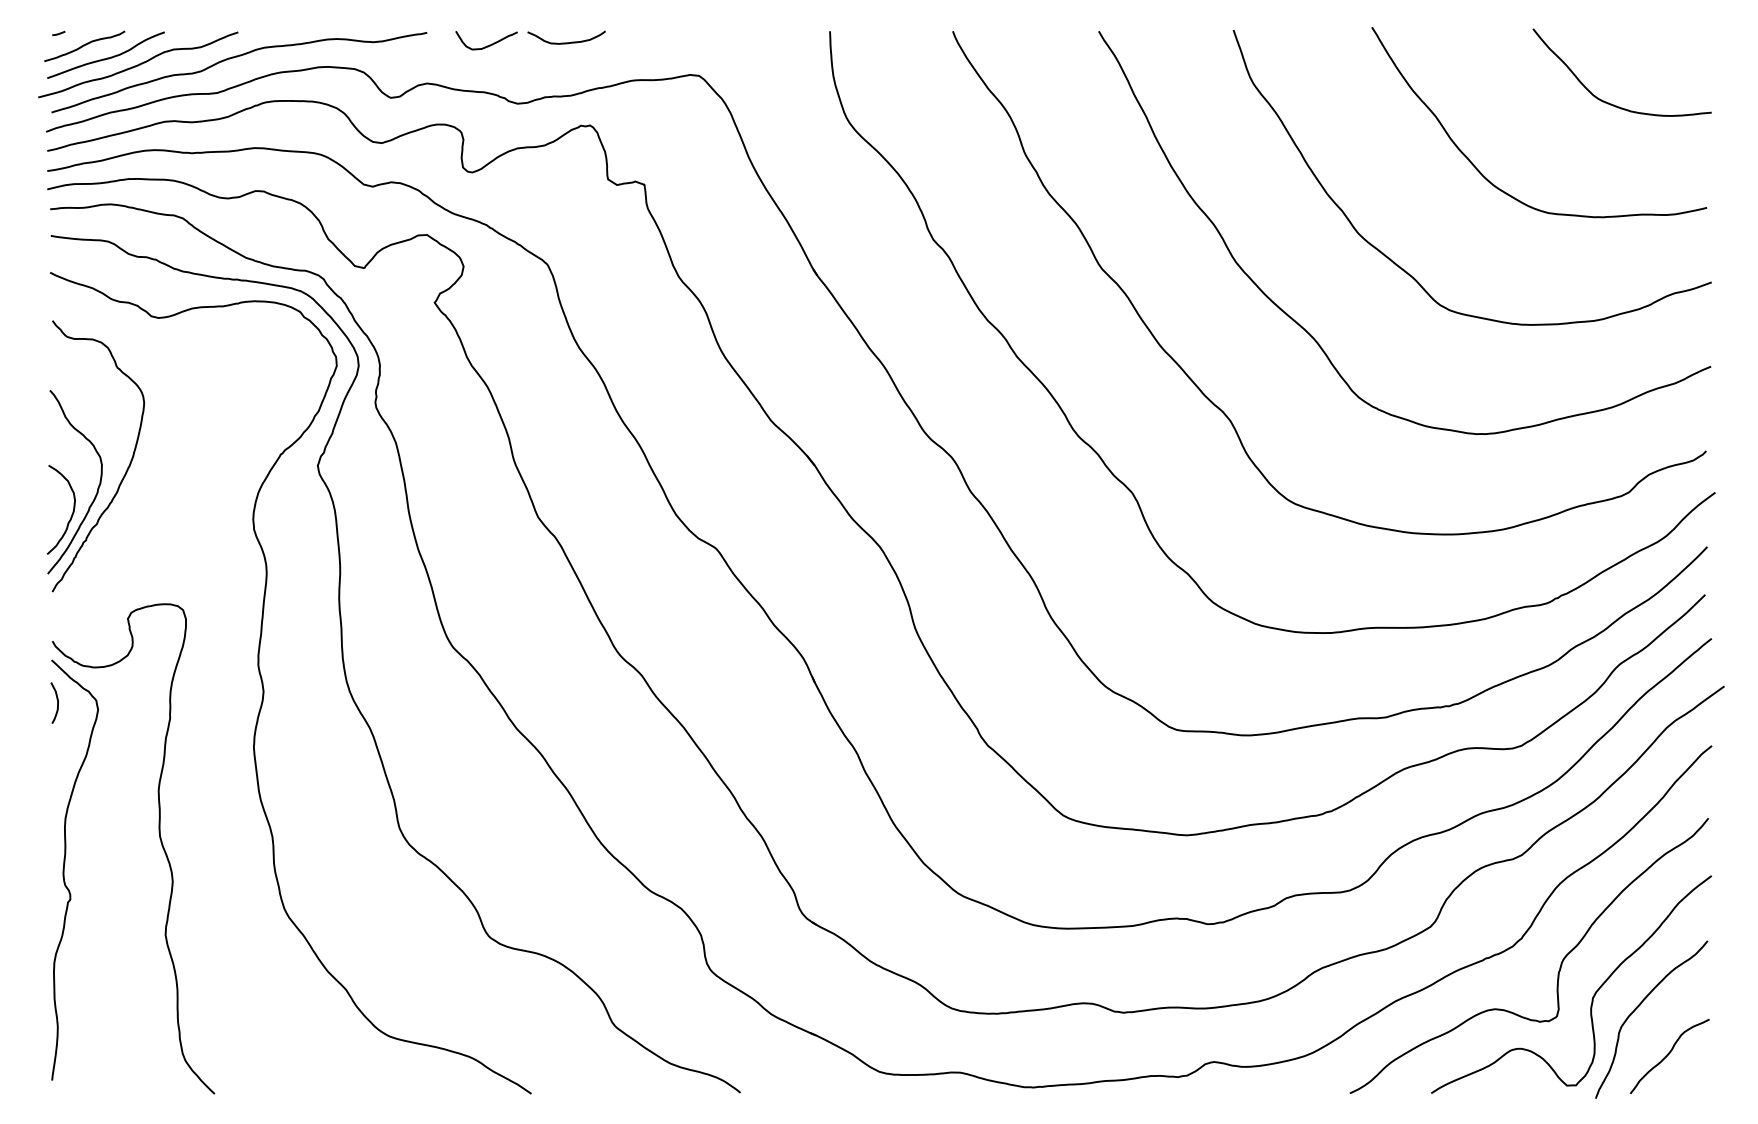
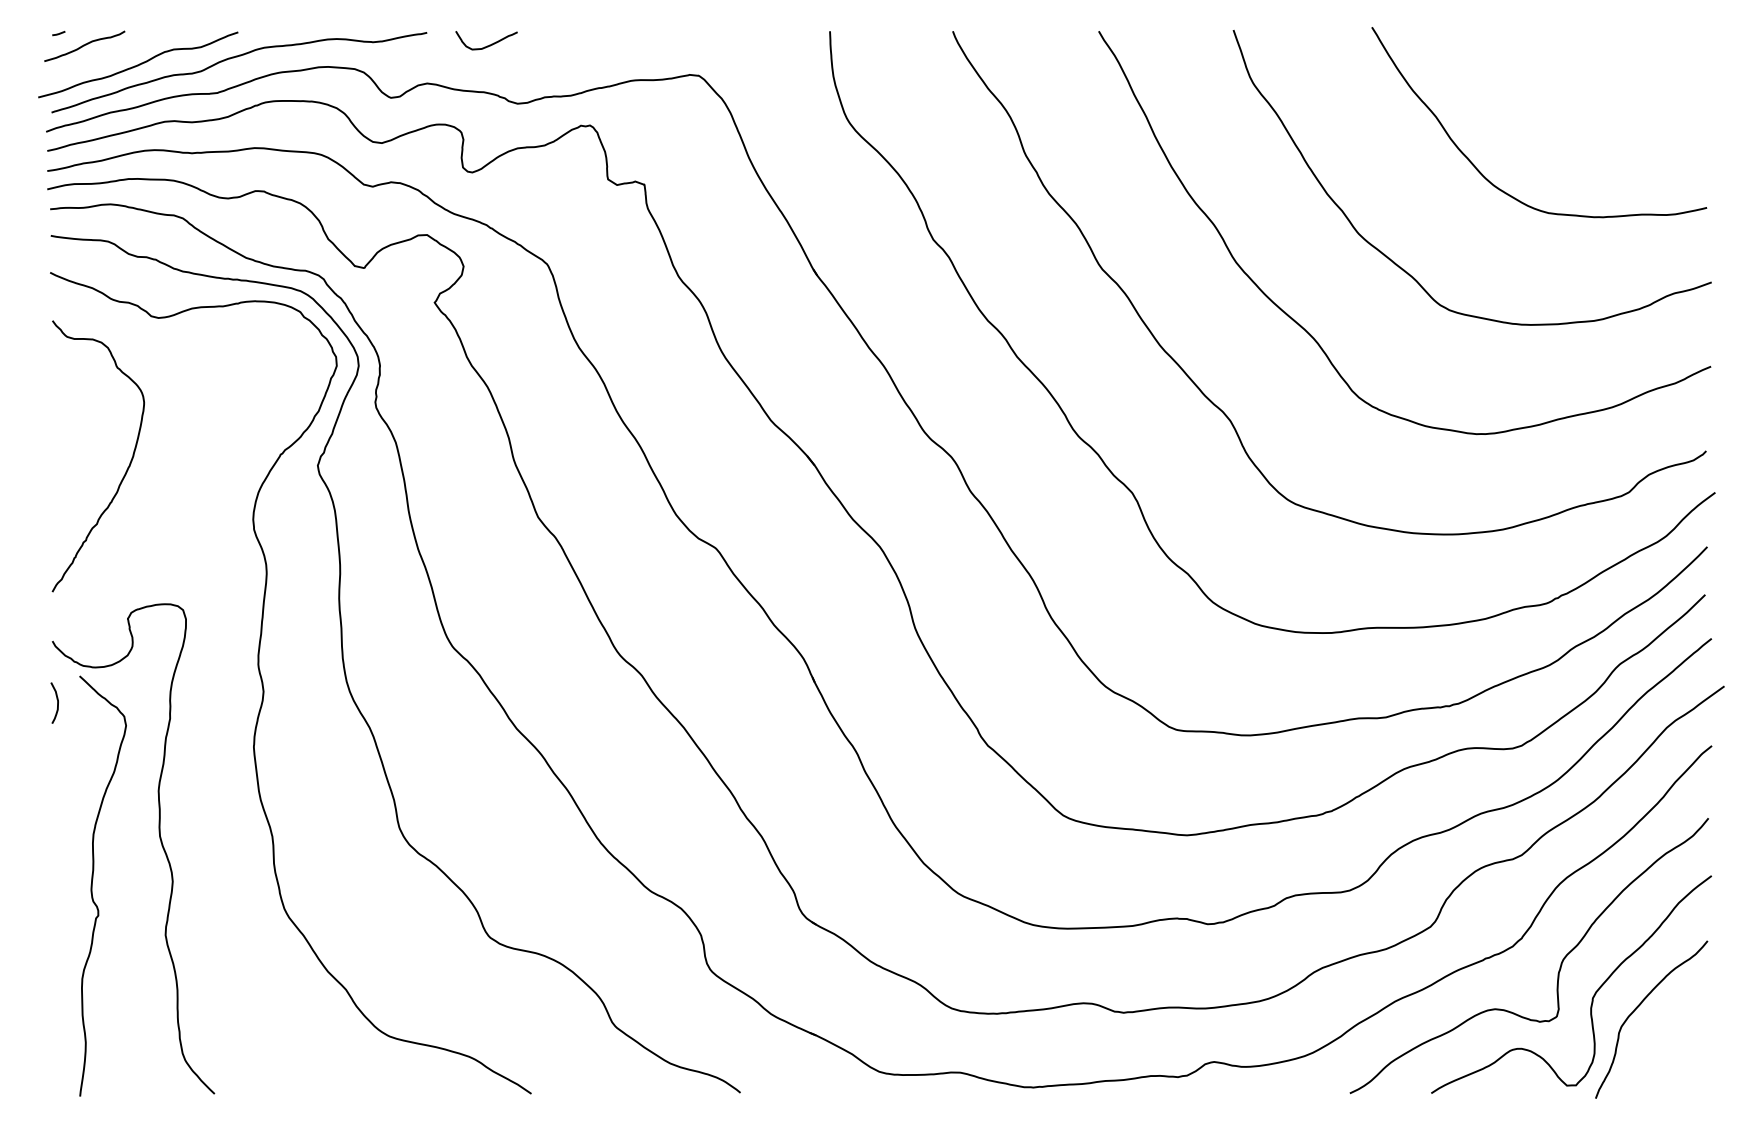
curve: present -> none (566, 42)
curve: present -> none (107, 57)
curve: present -> none (1611, 103)
part: present -> none (74, 482)
curve position: (64, 869) -> (92, 885) (92, 885)
curve: present -> none (1668, 1055)
